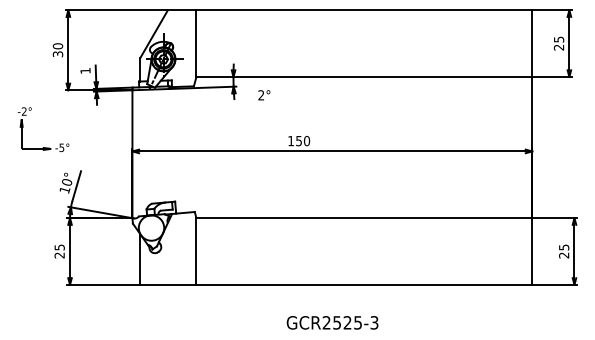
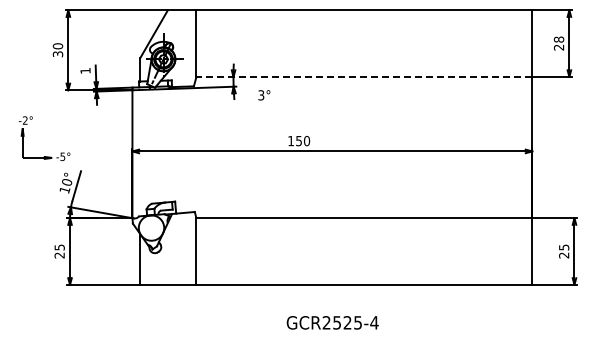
text: 25 -> 28 (558, 39)
line: solid -> dashed (364, 76)
text: 2° -> 3° (261, 95)
part position: (43, 147) -> (44, 156) (44, 156)
text: GCR2525-3 -> GCR2525-4 (374, 322)
